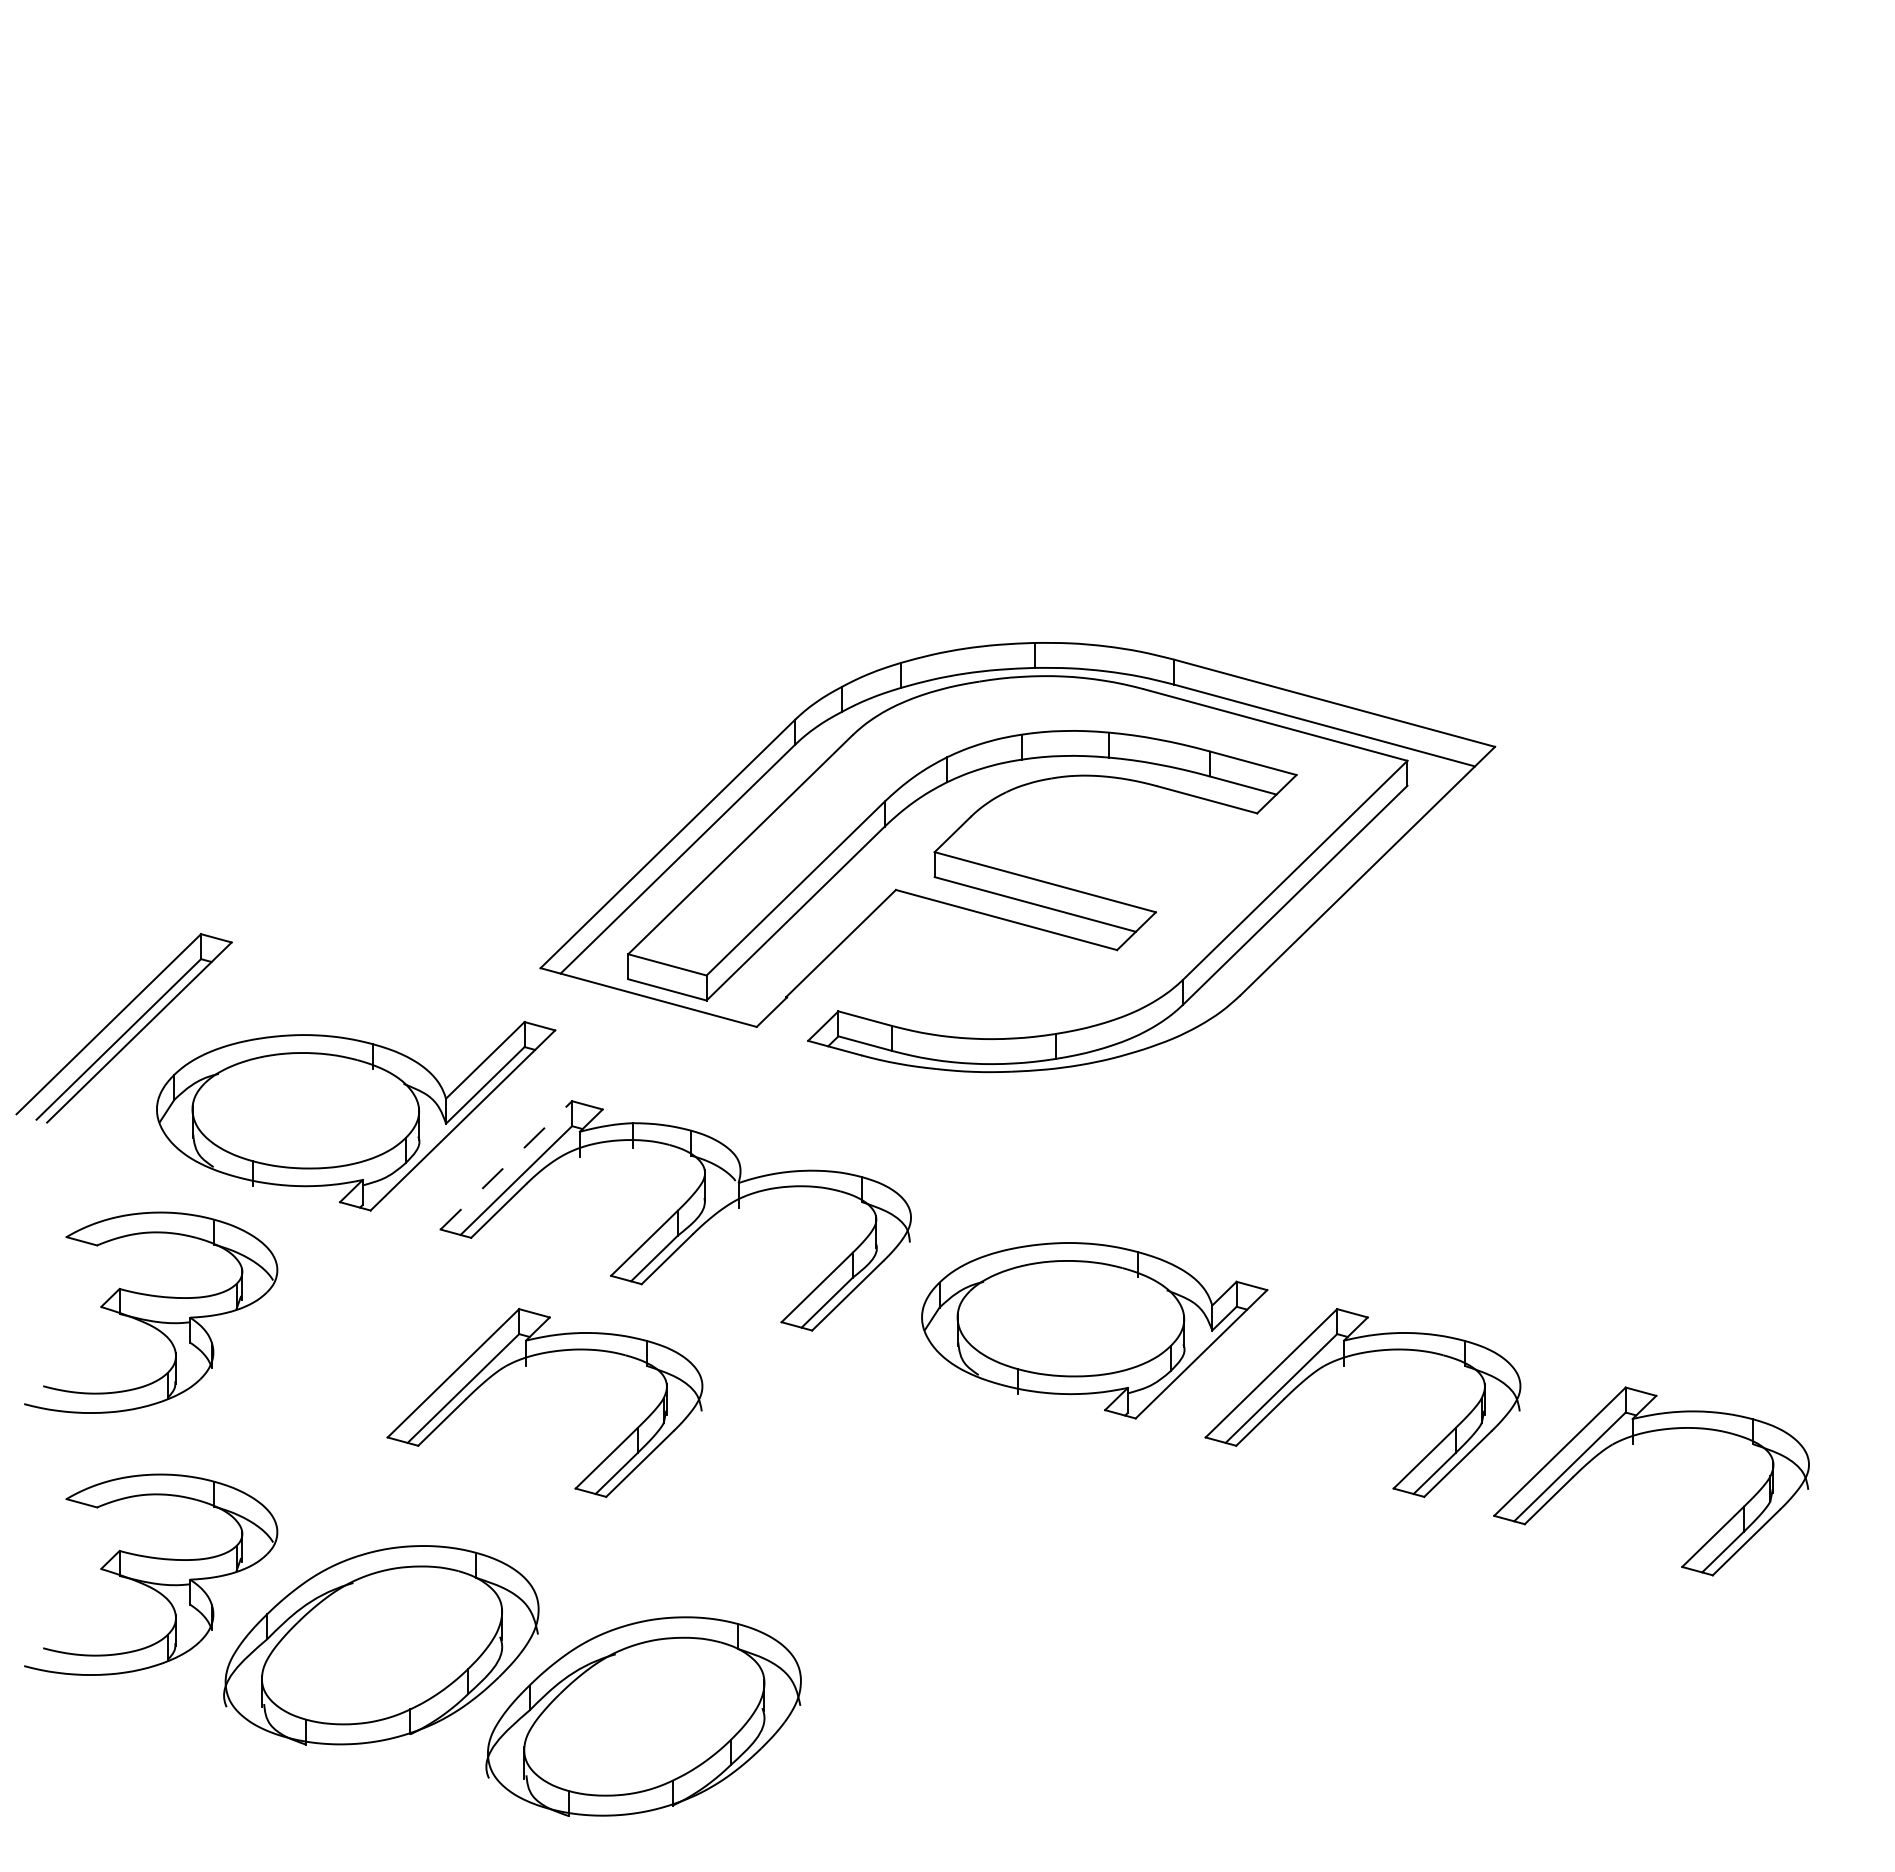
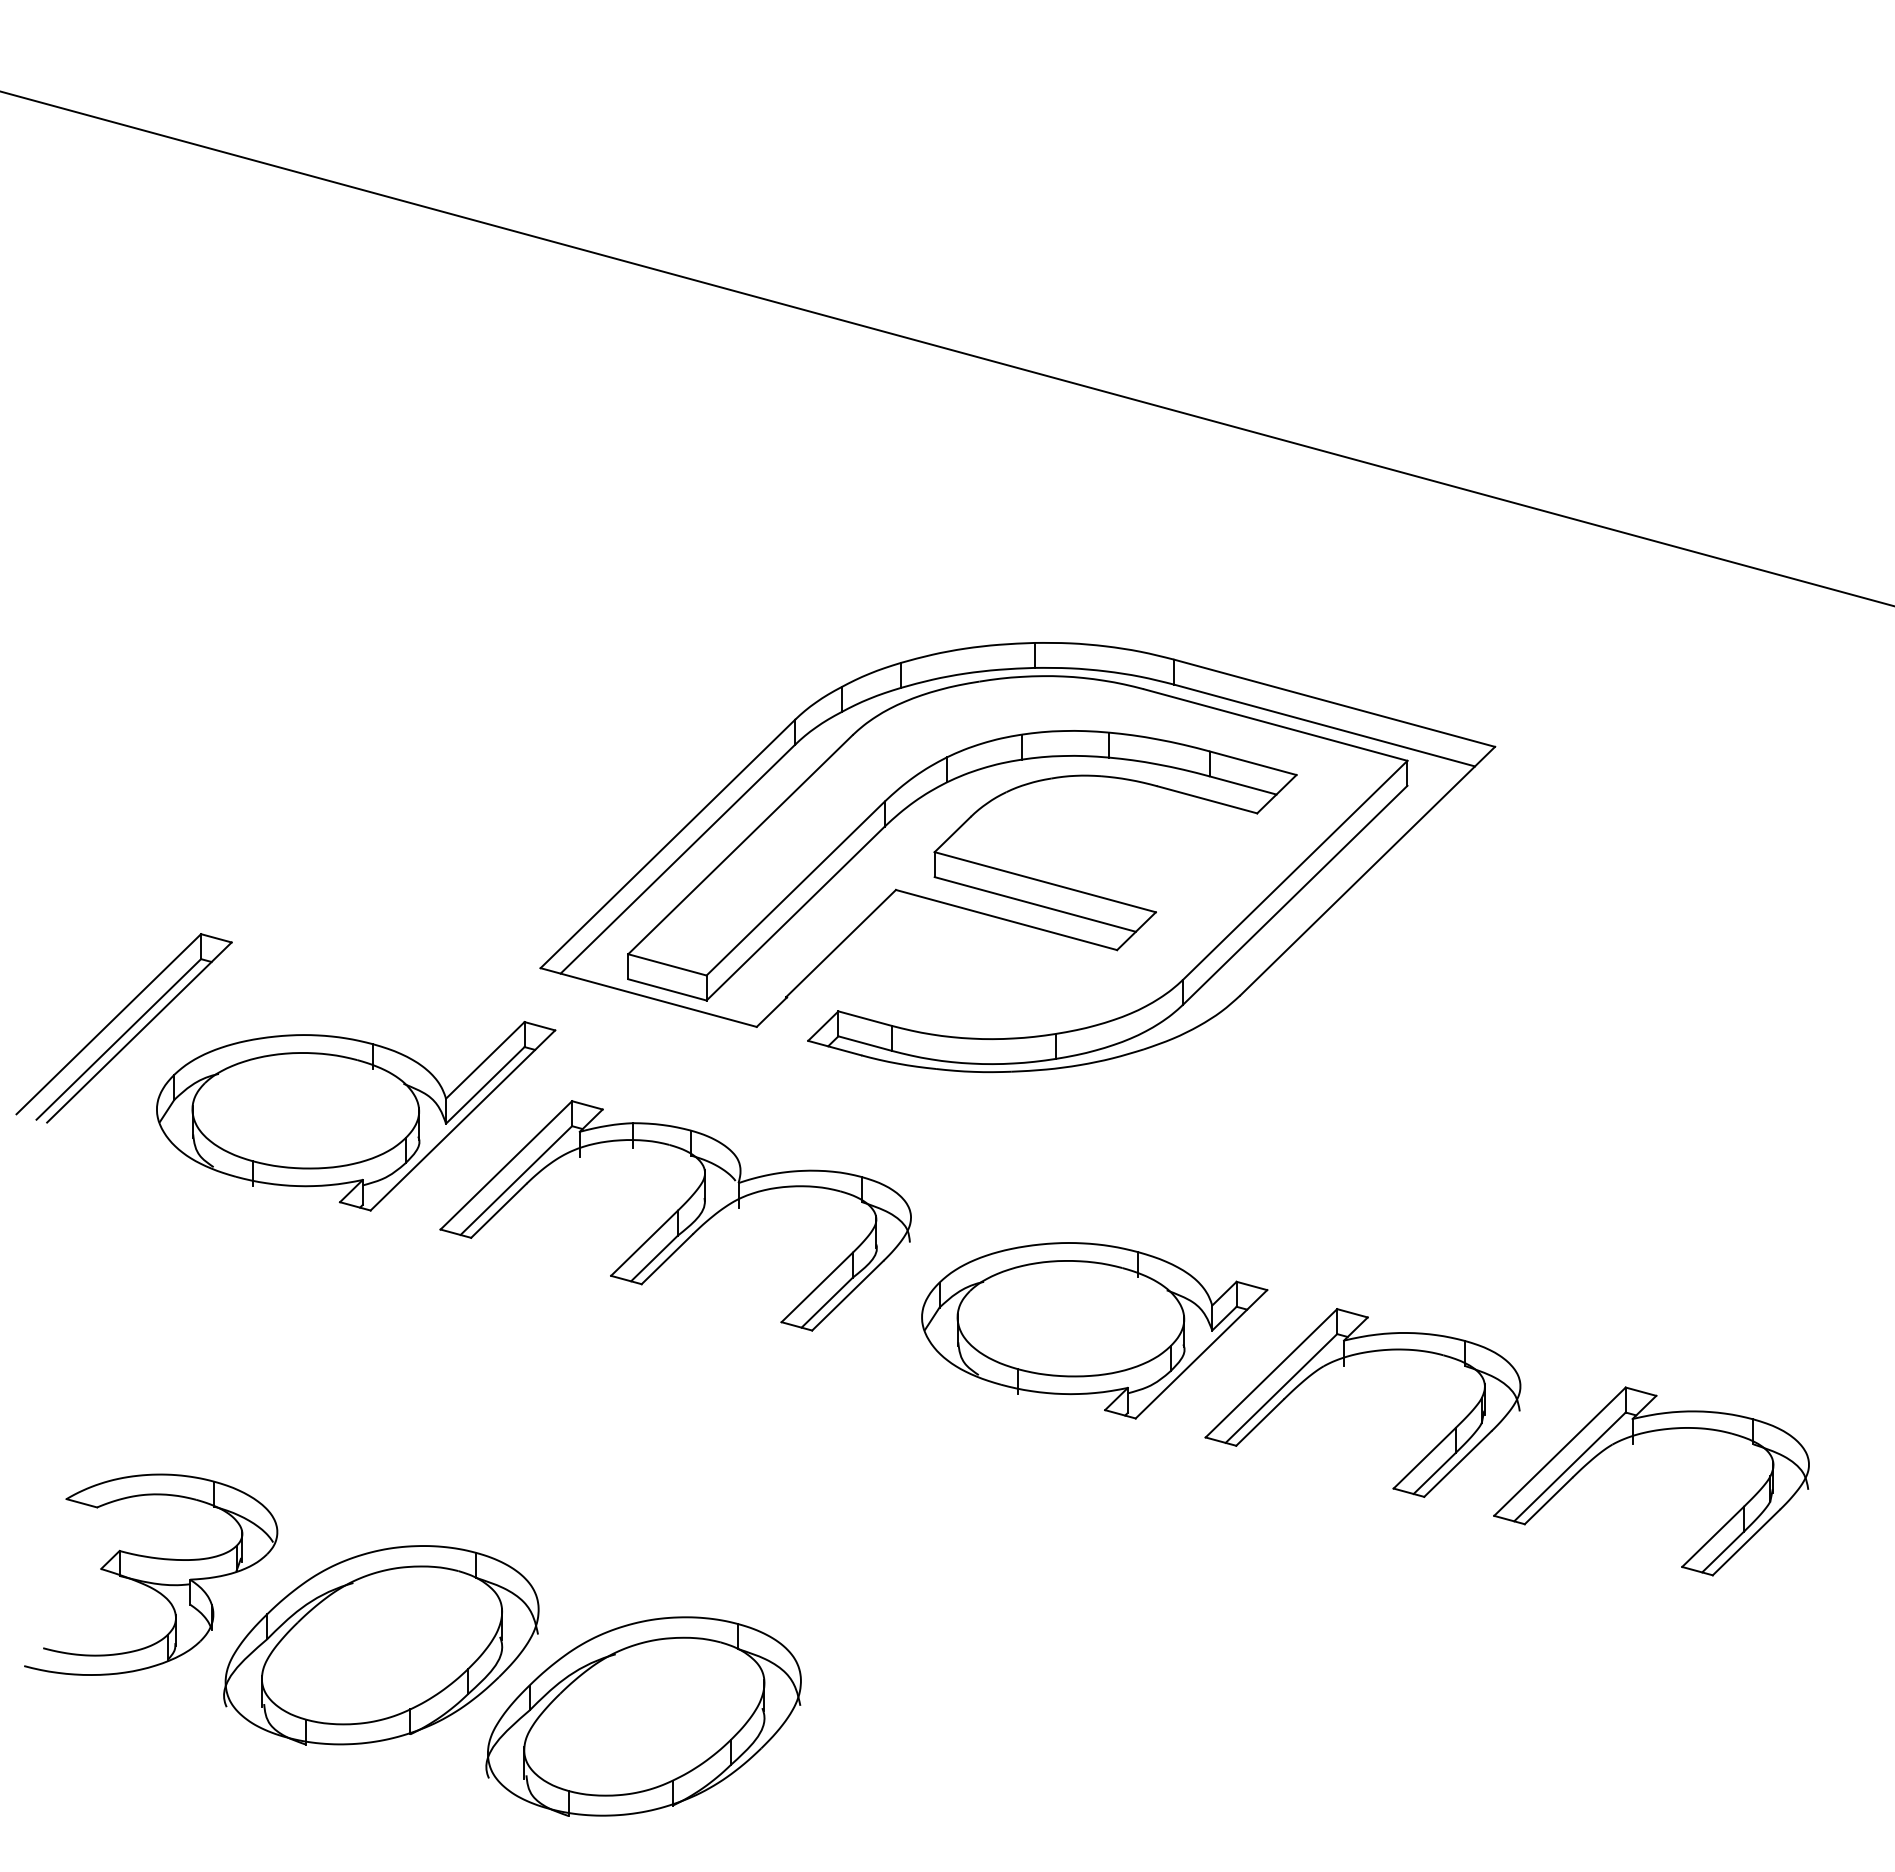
line: none -> present (946, 348)
line: dashed -> solid (506, 1165)
part: present -> none (151, 1312)
part: present -> none (526, 1366)
